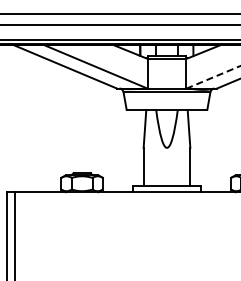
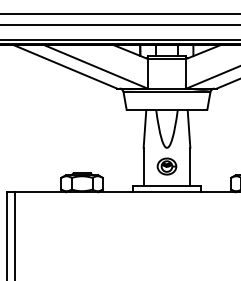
line: dashed -> solid (213, 77)
part: none -> present (166, 166)
